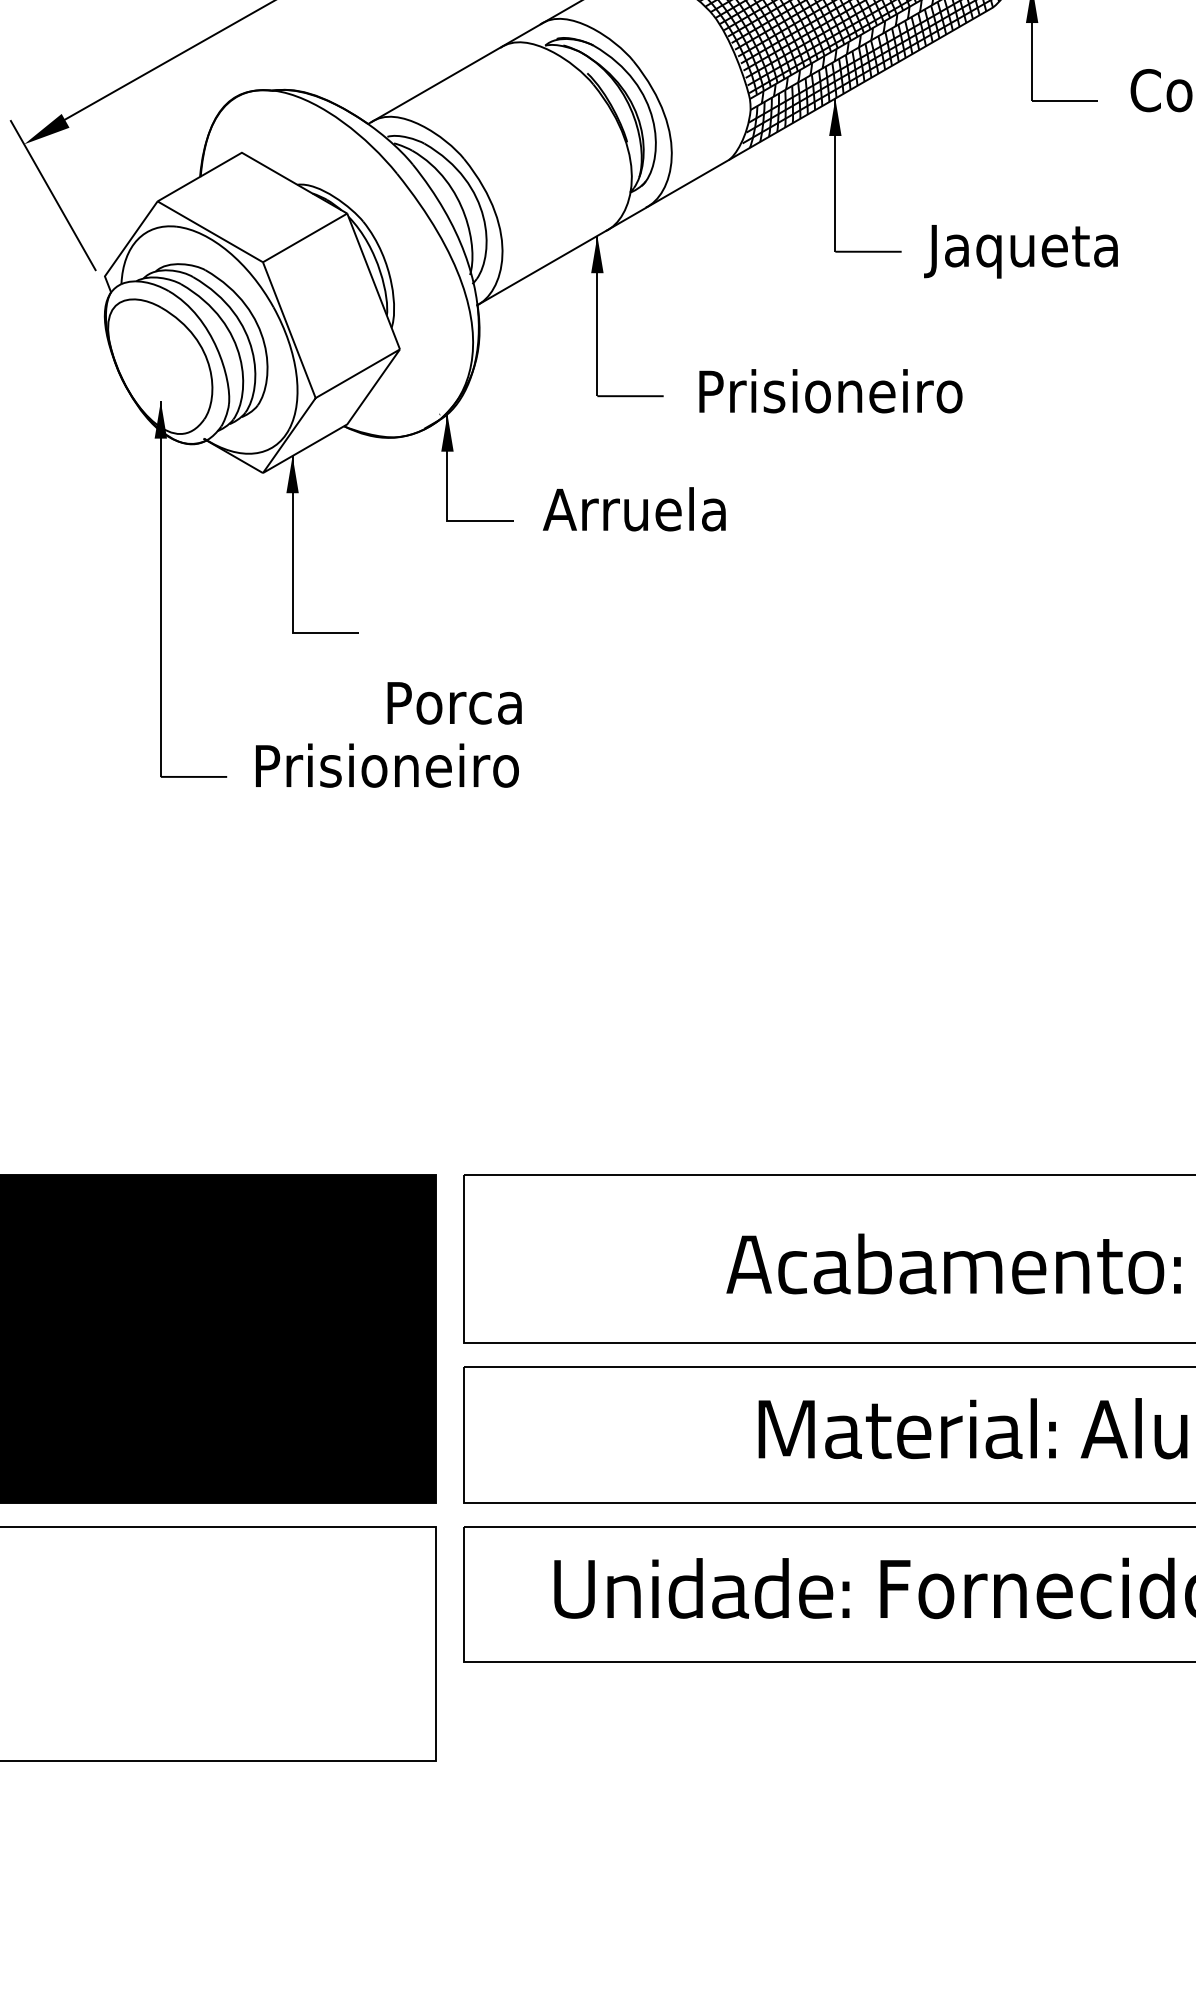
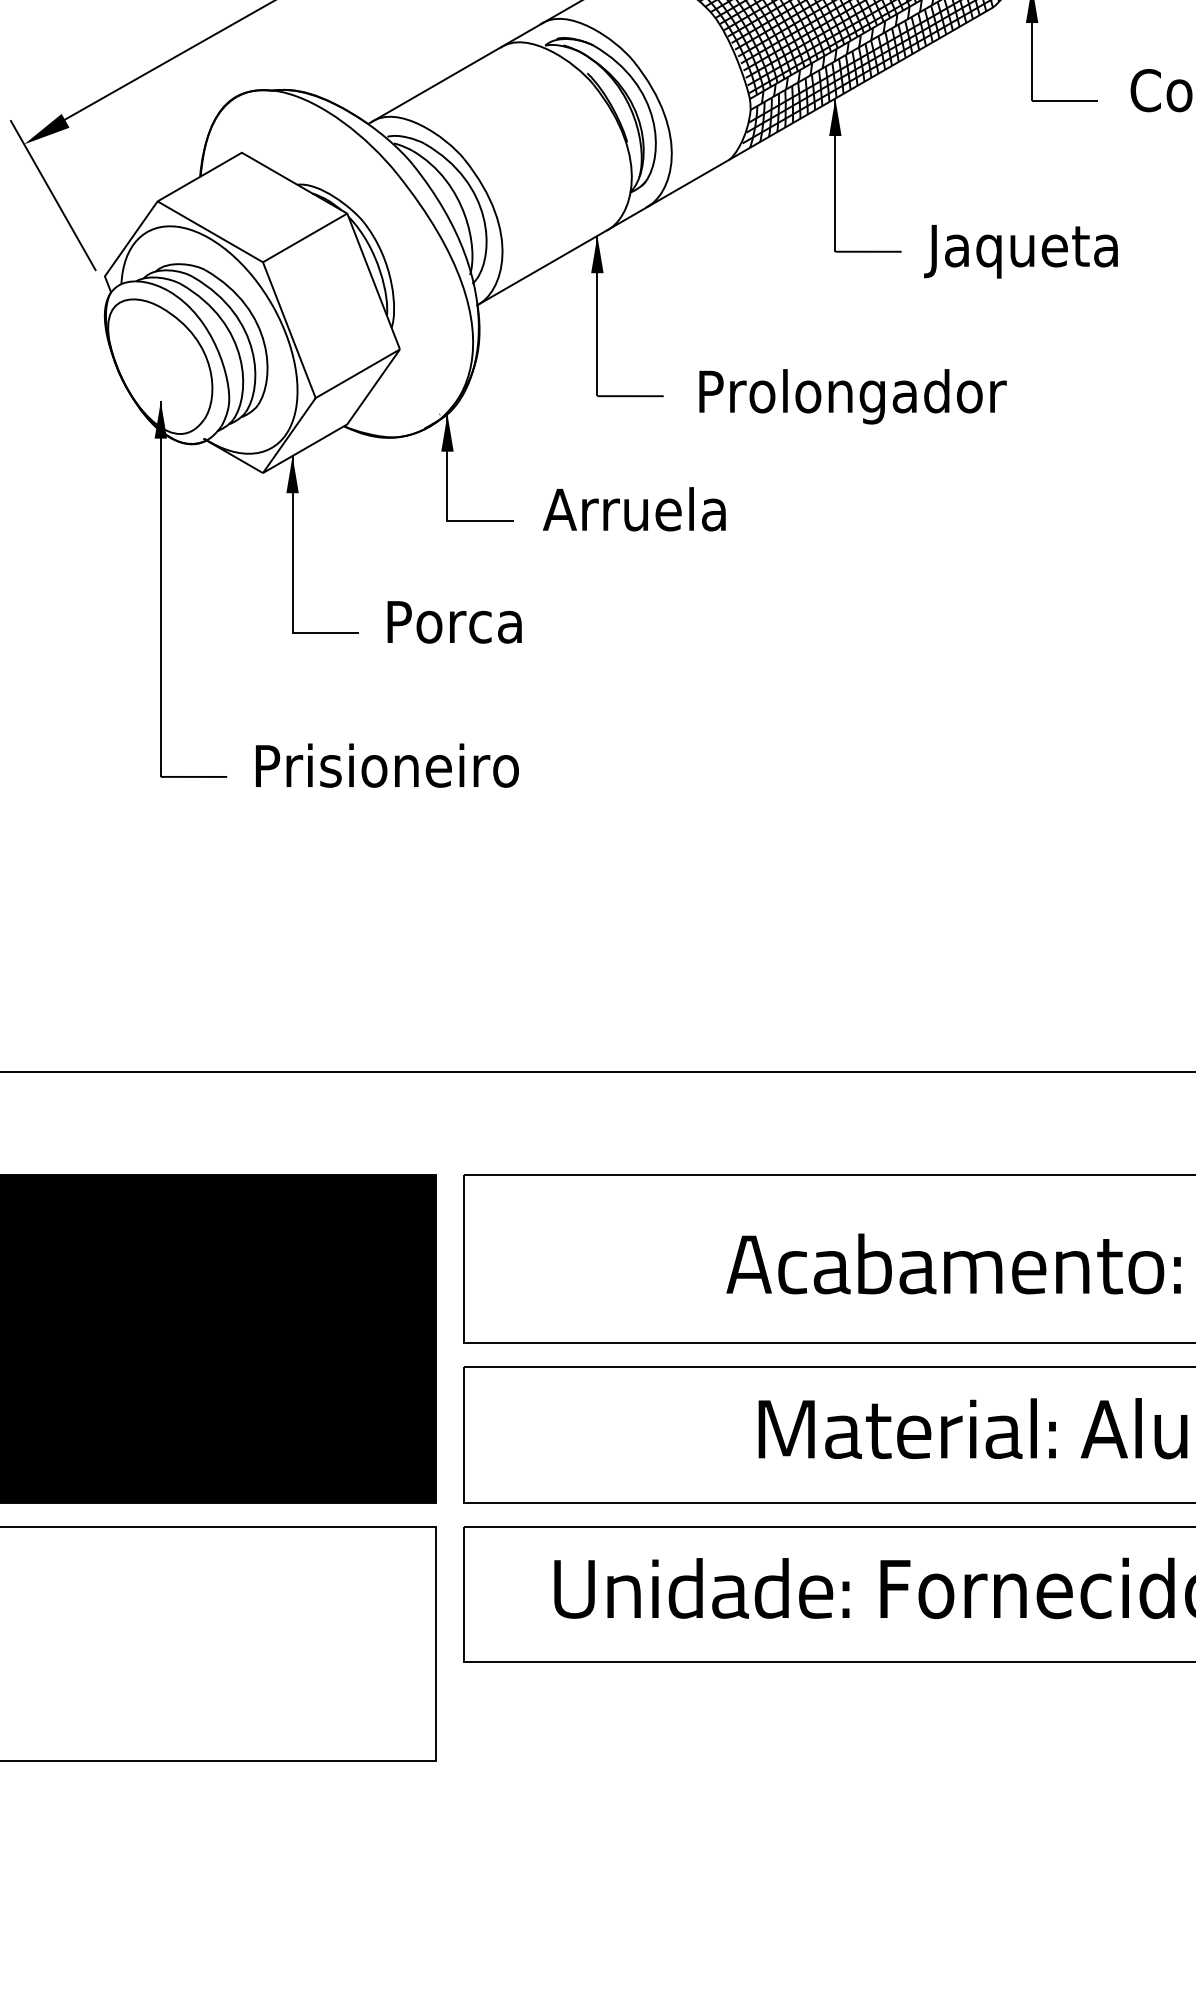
text: Prisioneiro -> Prolongador (877, 396)
text position: (454, 703) -> (454, 622) (454, 622)
line: none -> present (597, 1071)
